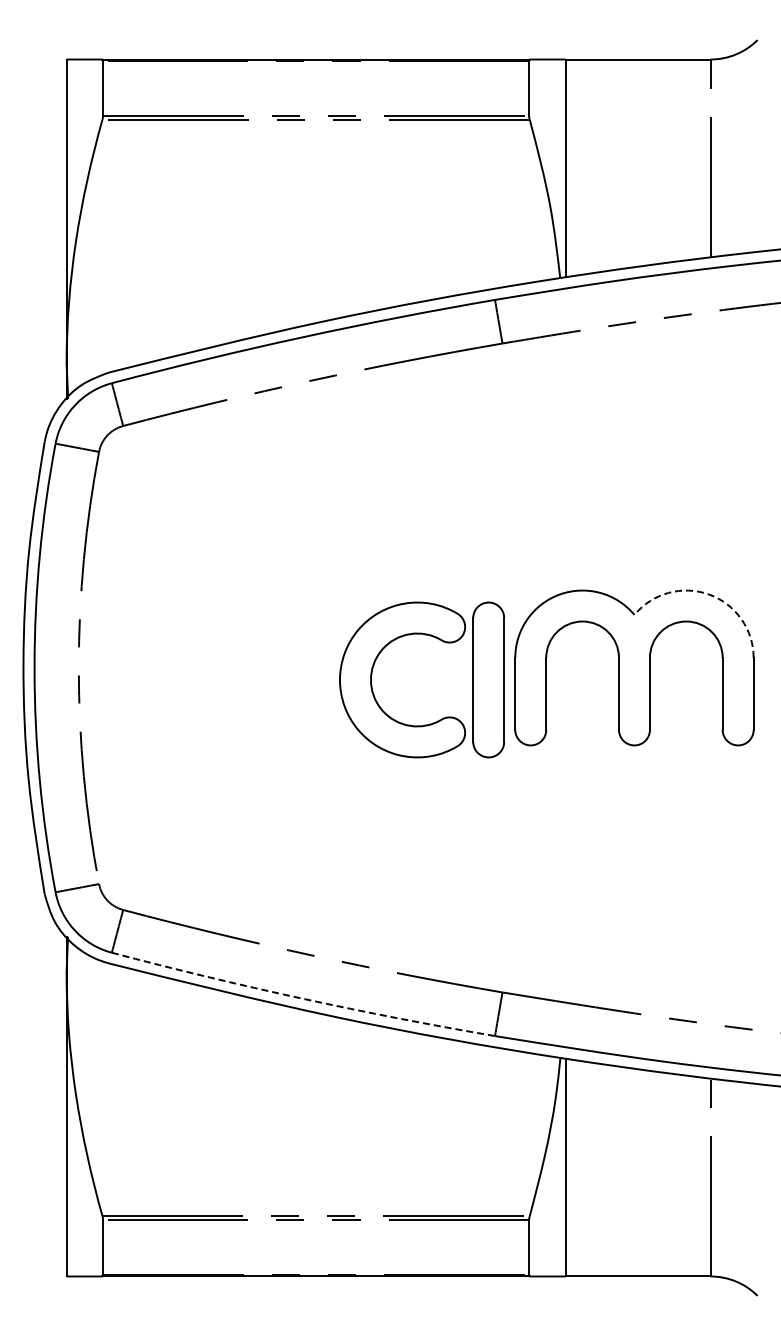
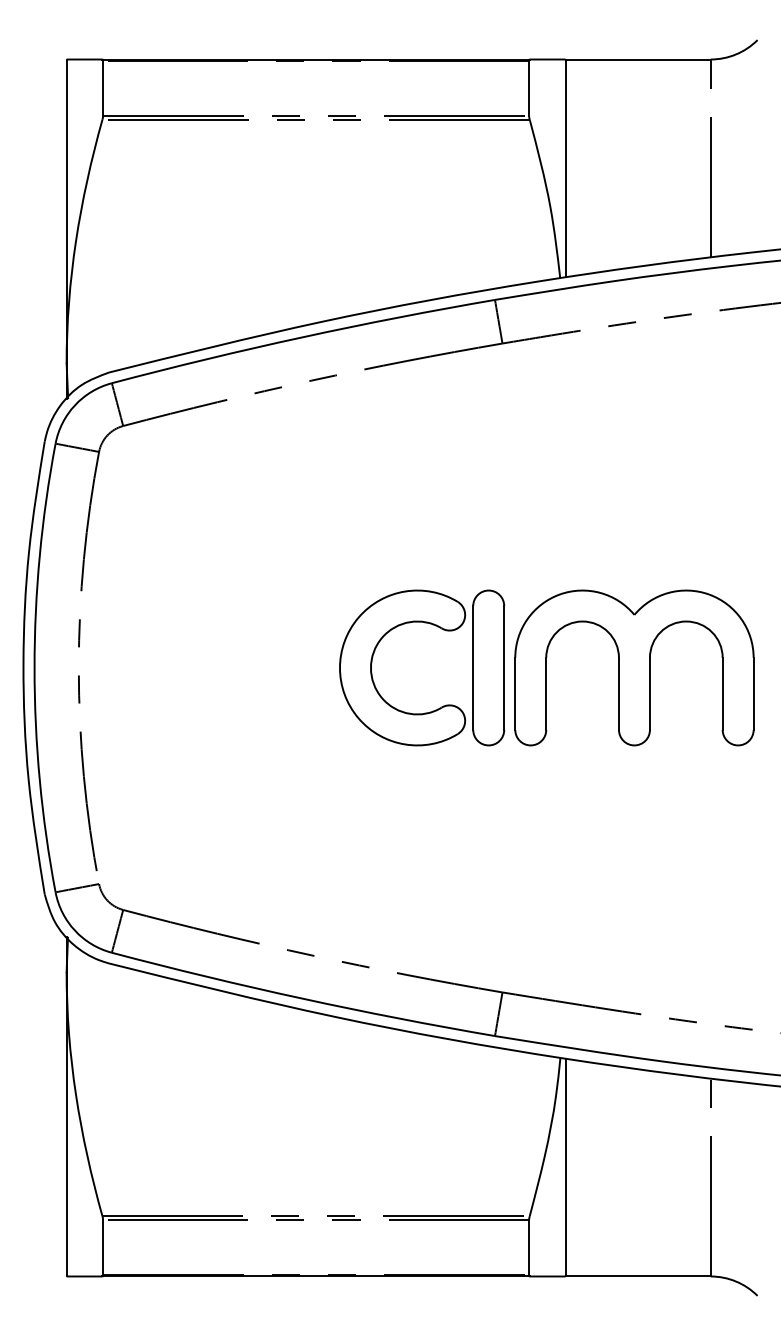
arc: dashed -> solid (709, 594)
part position: (441, 641) -> (441, 629) (441, 629)
arc: dashed -> solid (302, 998)
